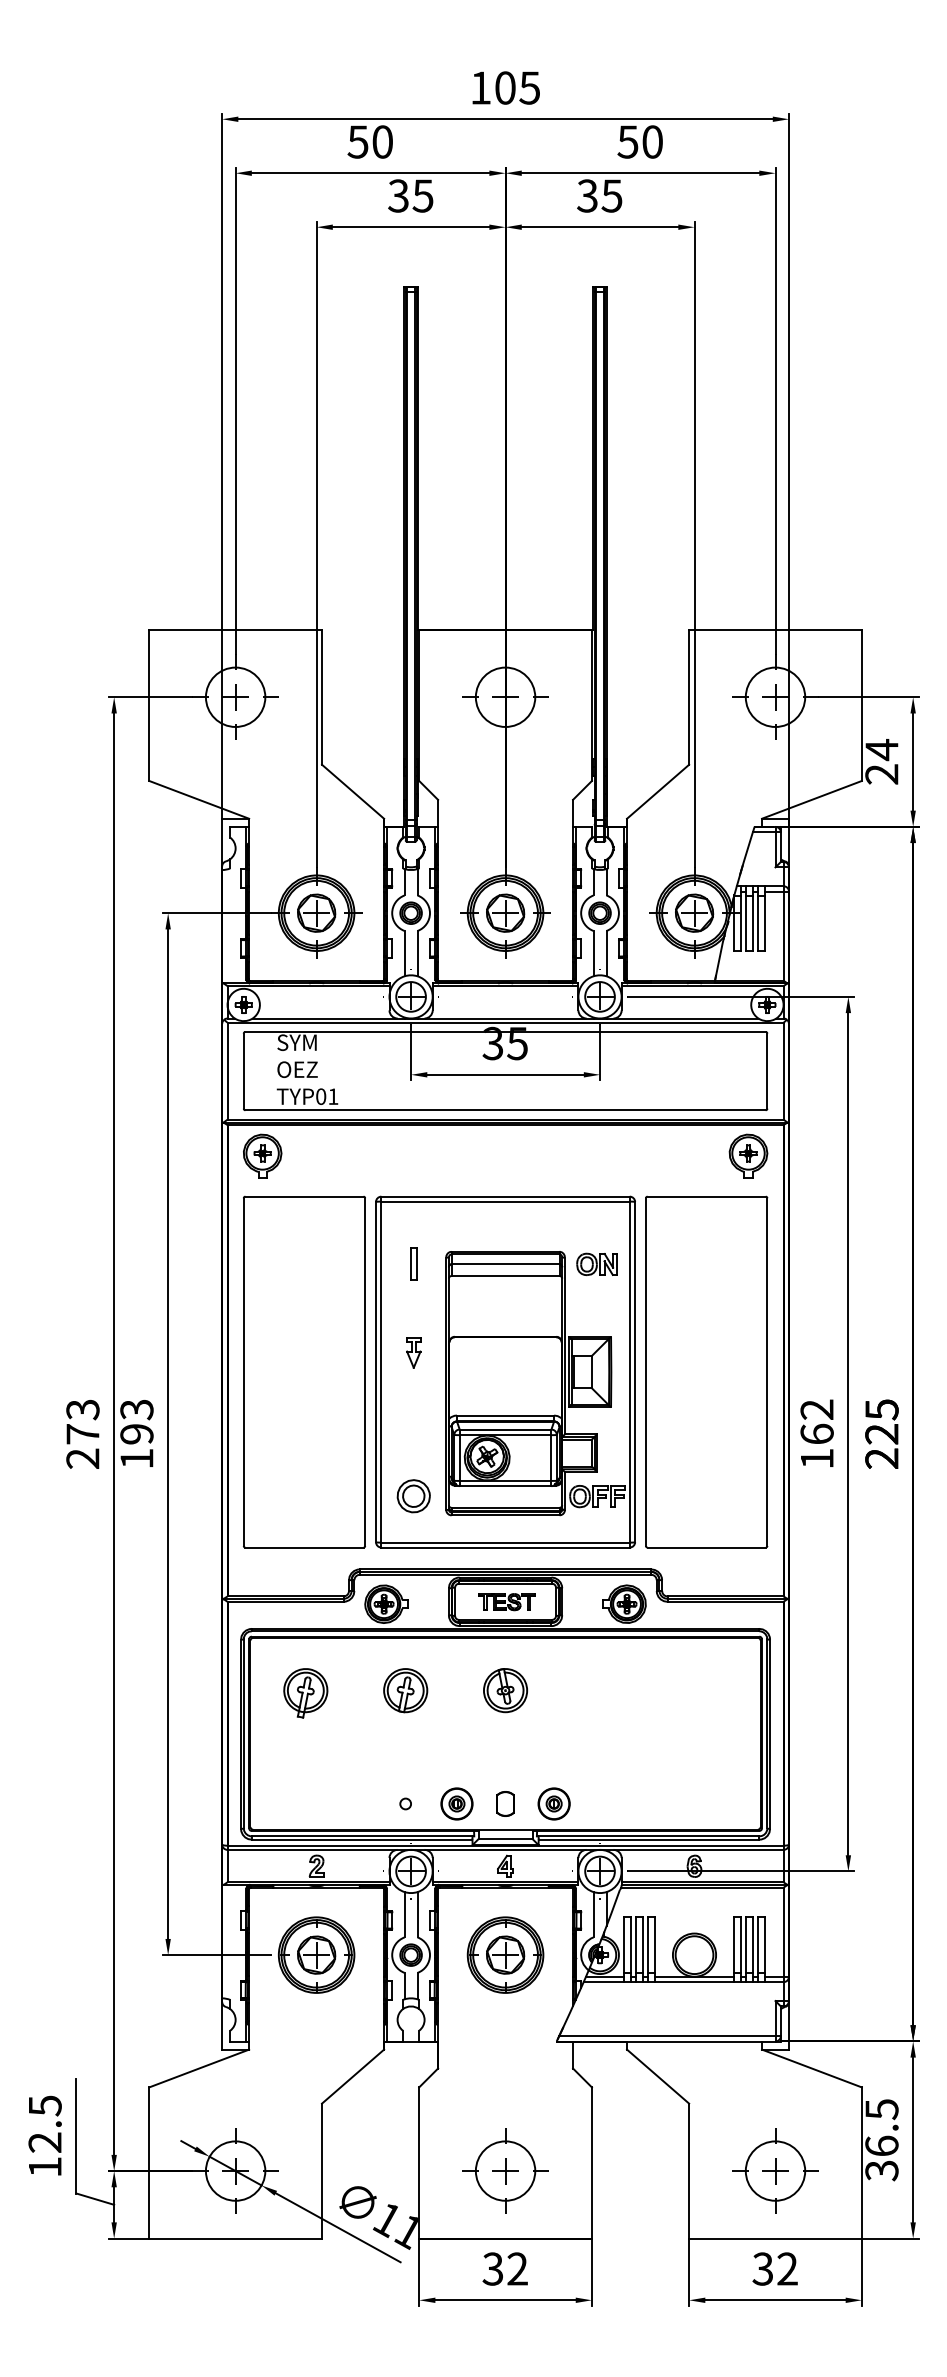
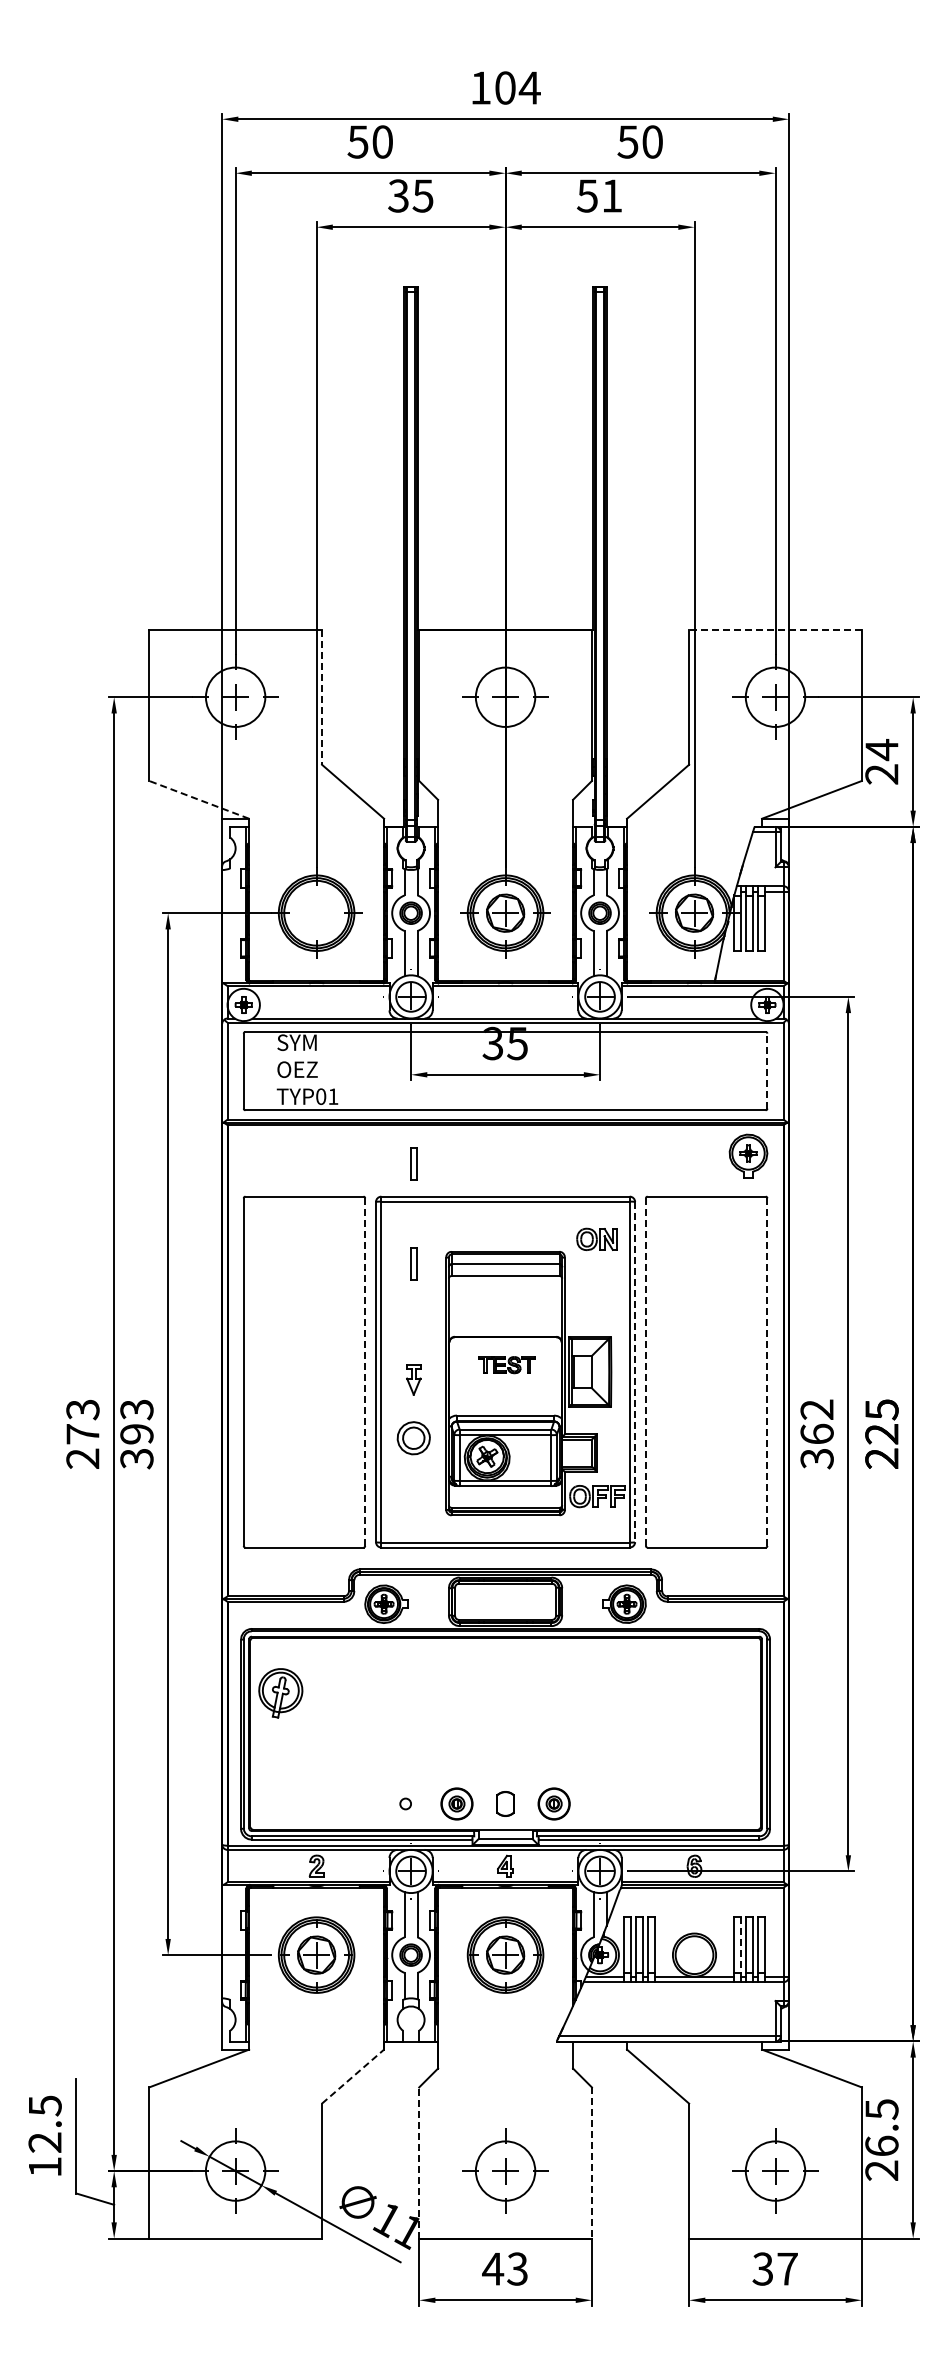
text: 105 -> 104 (529, 87)
text: 35 -> 51 (599, 195)
line: solid -> dashed (775, 629)
line: solid -> dashed (322, 697)
line: solid -> dashed (198, 799)
part: present -> none (316, 912)
line: solid -> dashed (767, 1071)
part: present -> none (262, 1155)
part: none -> present (413, 1163)
part position: (596, 1263) -> (596, 1238) (596, 1238)
part position: (413, 1352) -> (413, 1379) (413, 1379)
line: solid -> dashed (365, 1372)
line: solid -> dashed (635, 1372)
line: solid -> dashed (645, 1372)
line: solid -> dashed (767, 1372)
text: 193 -> 393 (136, 1459)
text: 162 -> 362 (816, 1459)
part position: (413, 1496) -> (413, 1438) (413, 1438)
part position: (506, 1602) -> (506, 1365) (506, 1365)
part: present -> none (405, 1690)
part: present -> none (505, 1690)
part position: (305, 1693) -> (280, 1693) (280, 1693)
line: solid -> dashed (740, 1947)
line: solid -> dashed (353, 2076)
line: solid -> dashed (419, 2163)
line: solid -> dashed (591, 2163)
text: 36.5 -> 26.5 (882, 2170)
text: 32 -> 43 (504, 2268)
text: 32 -> 37 (787, 2268)
